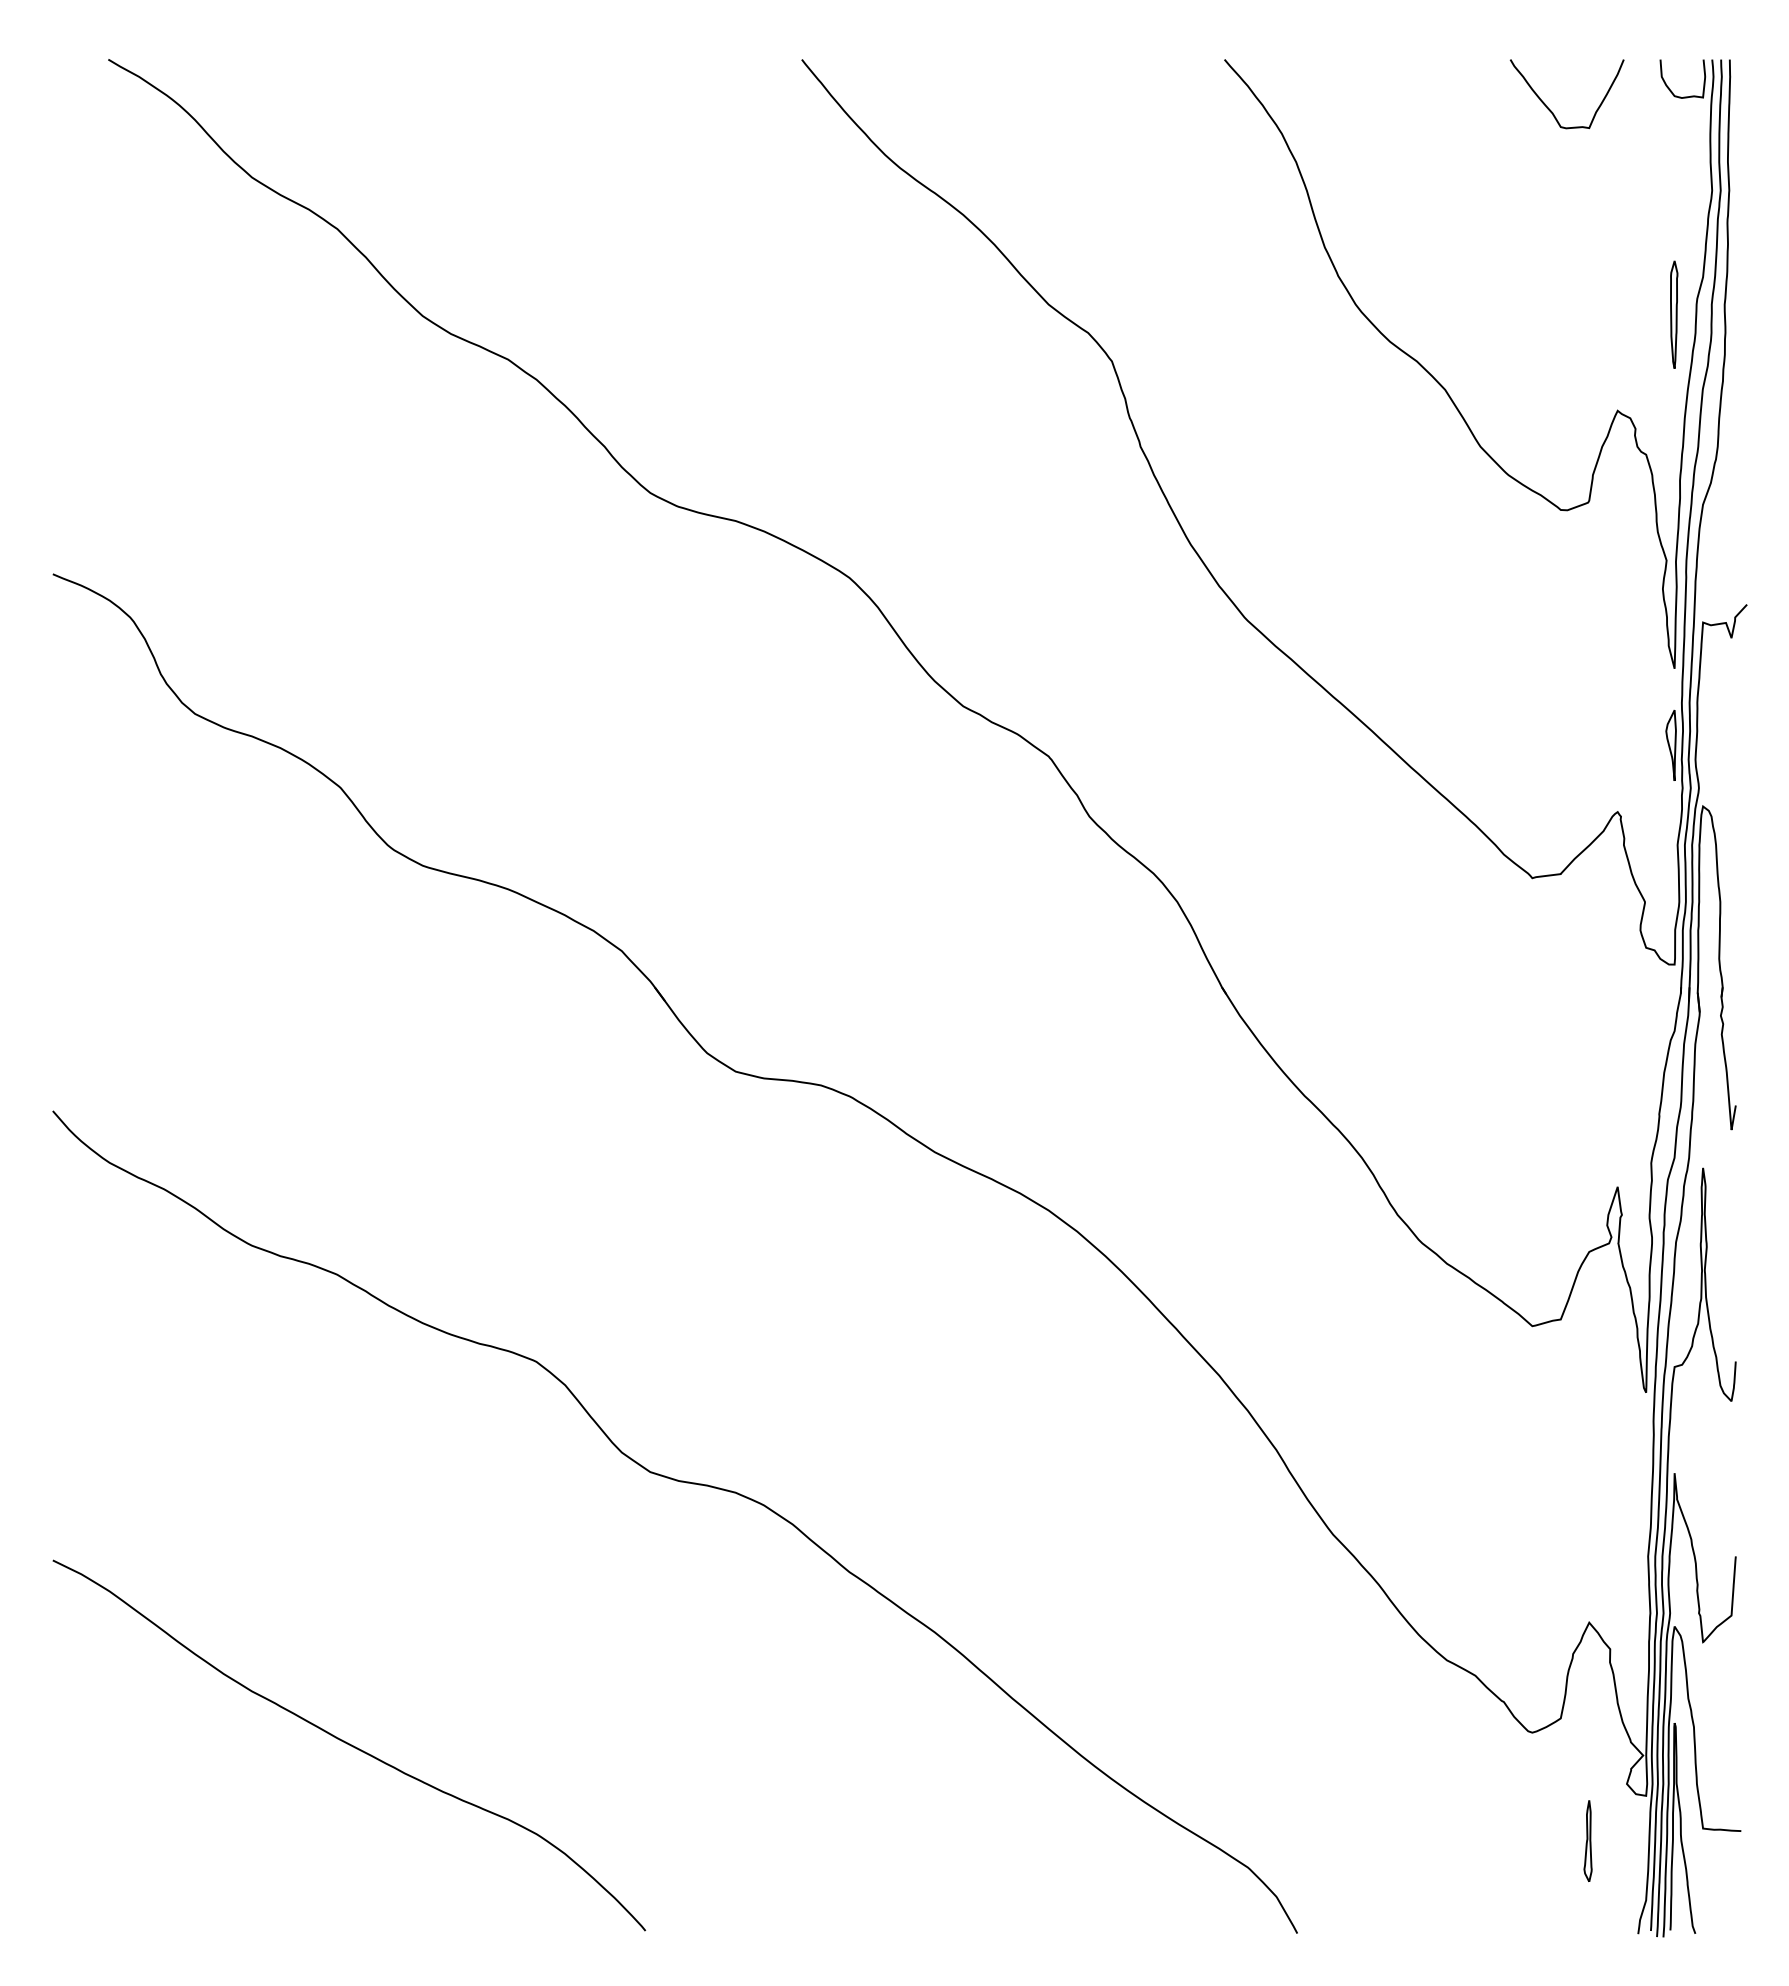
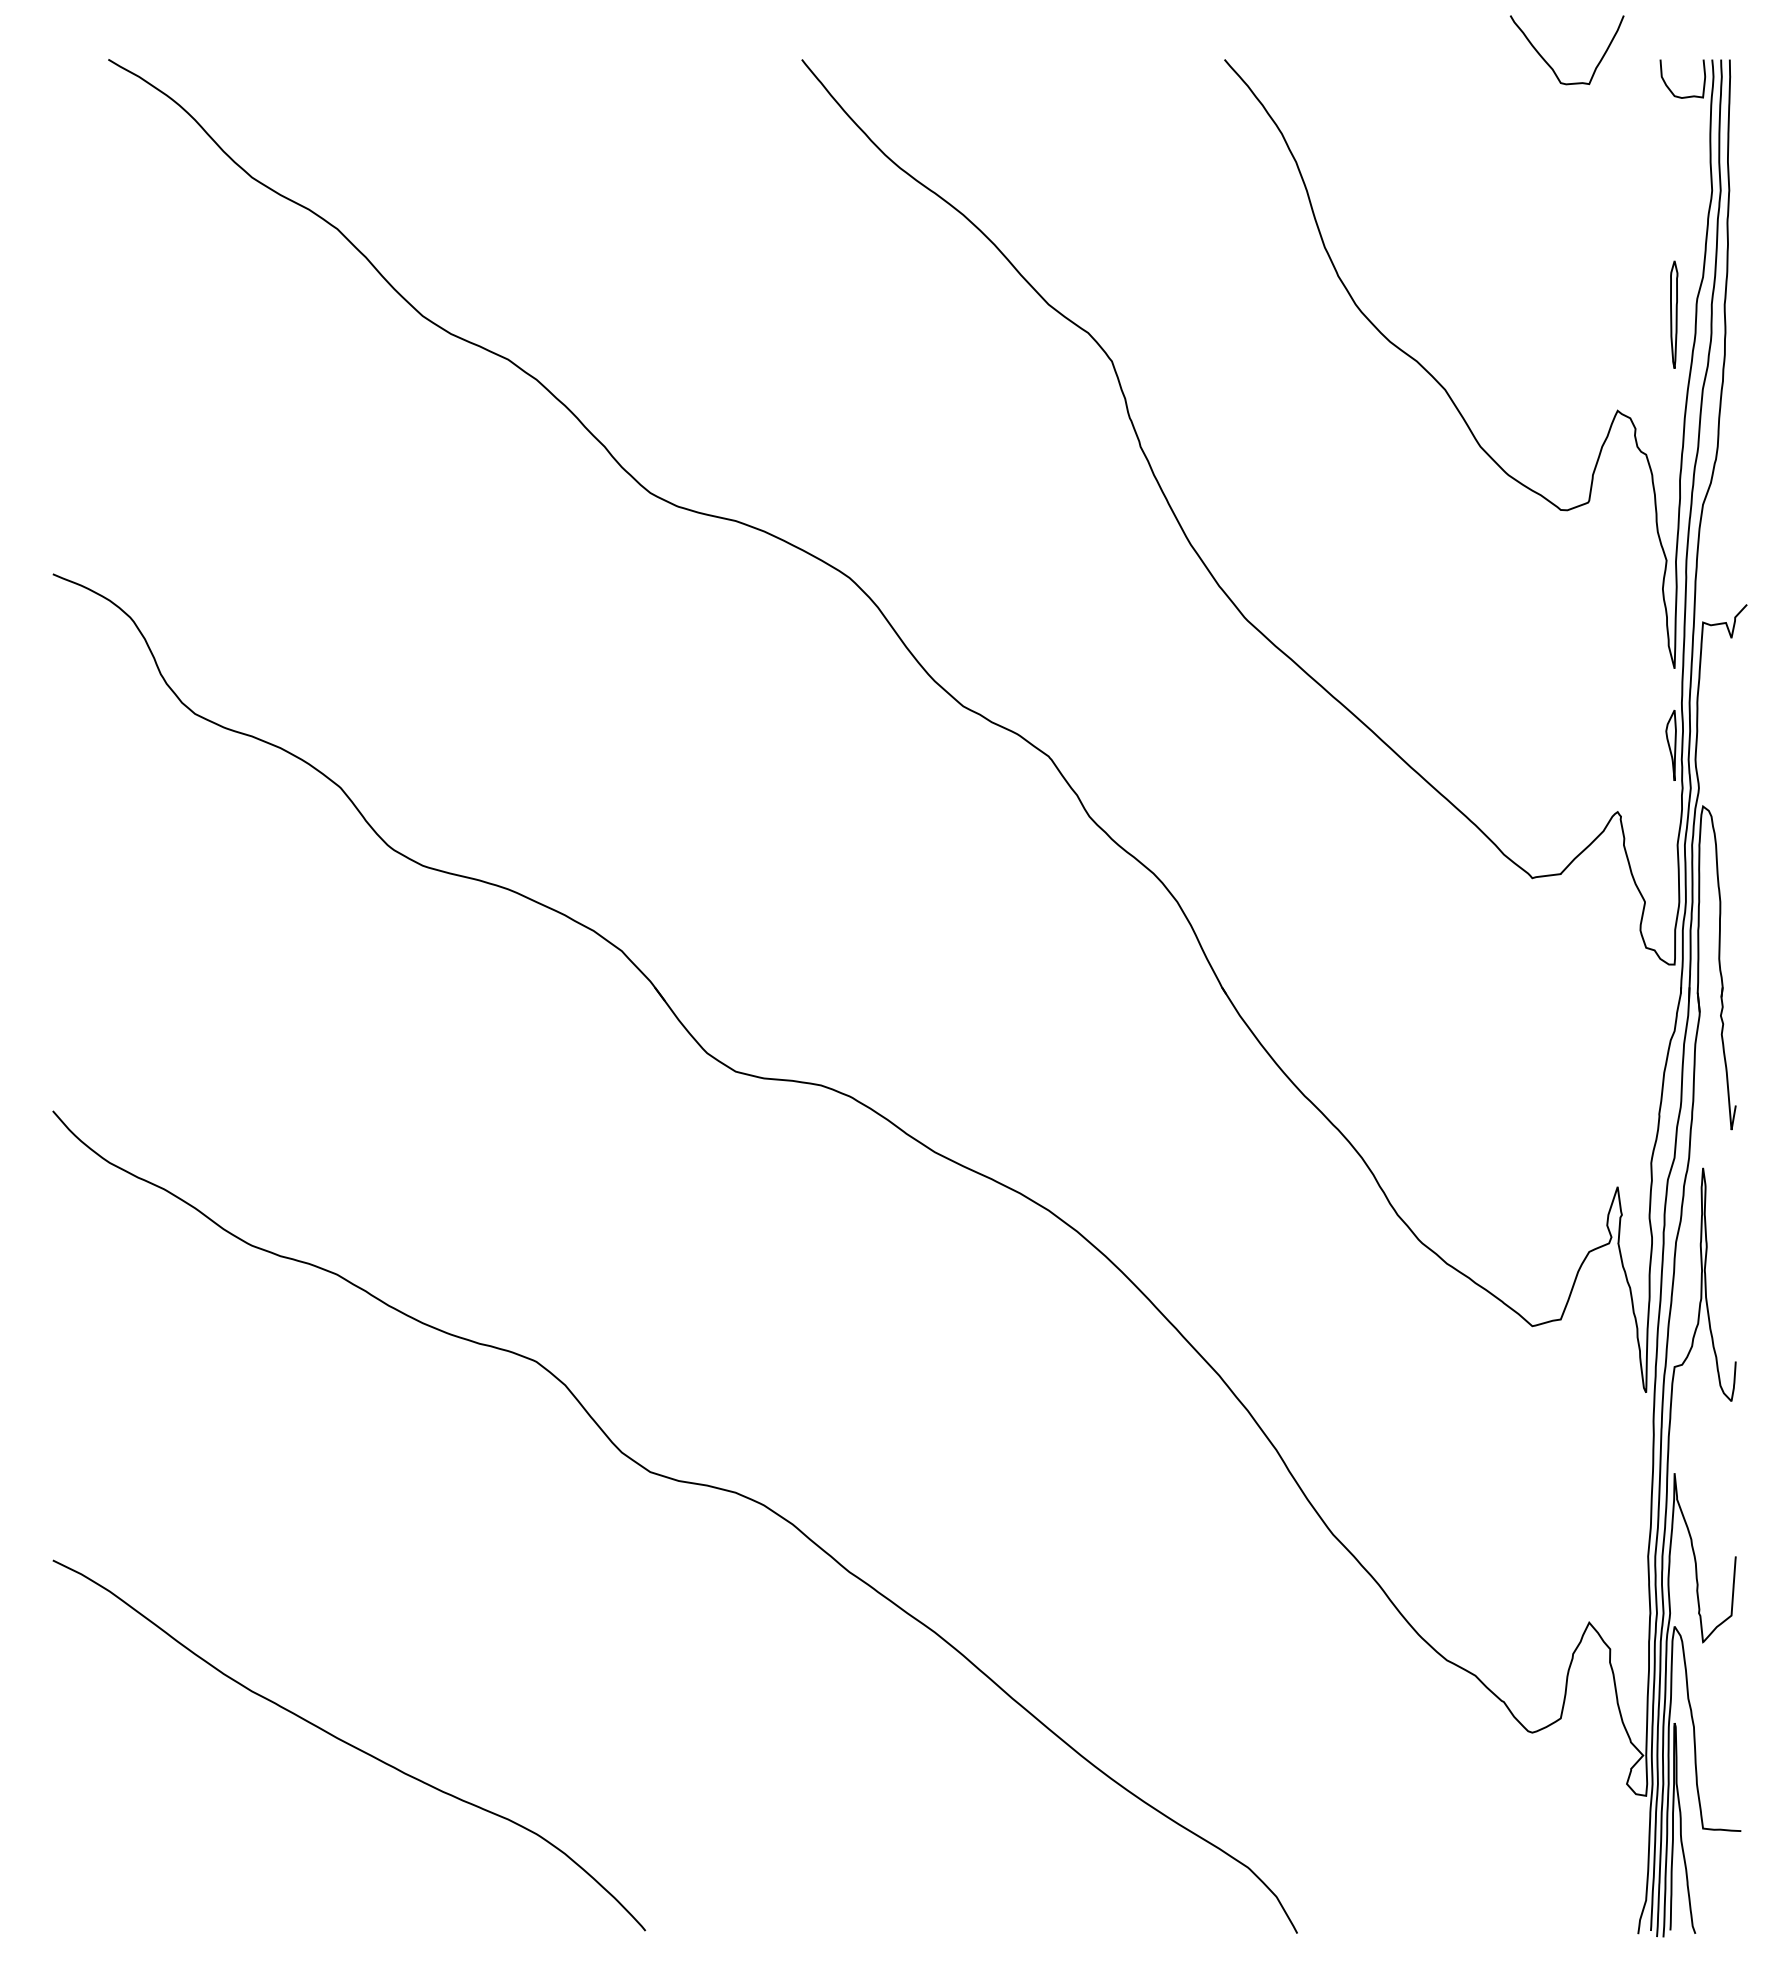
curve position: (1550, 109) -> (1550, 65) (1550, 65)
part: present -> none (1587, 1840)
